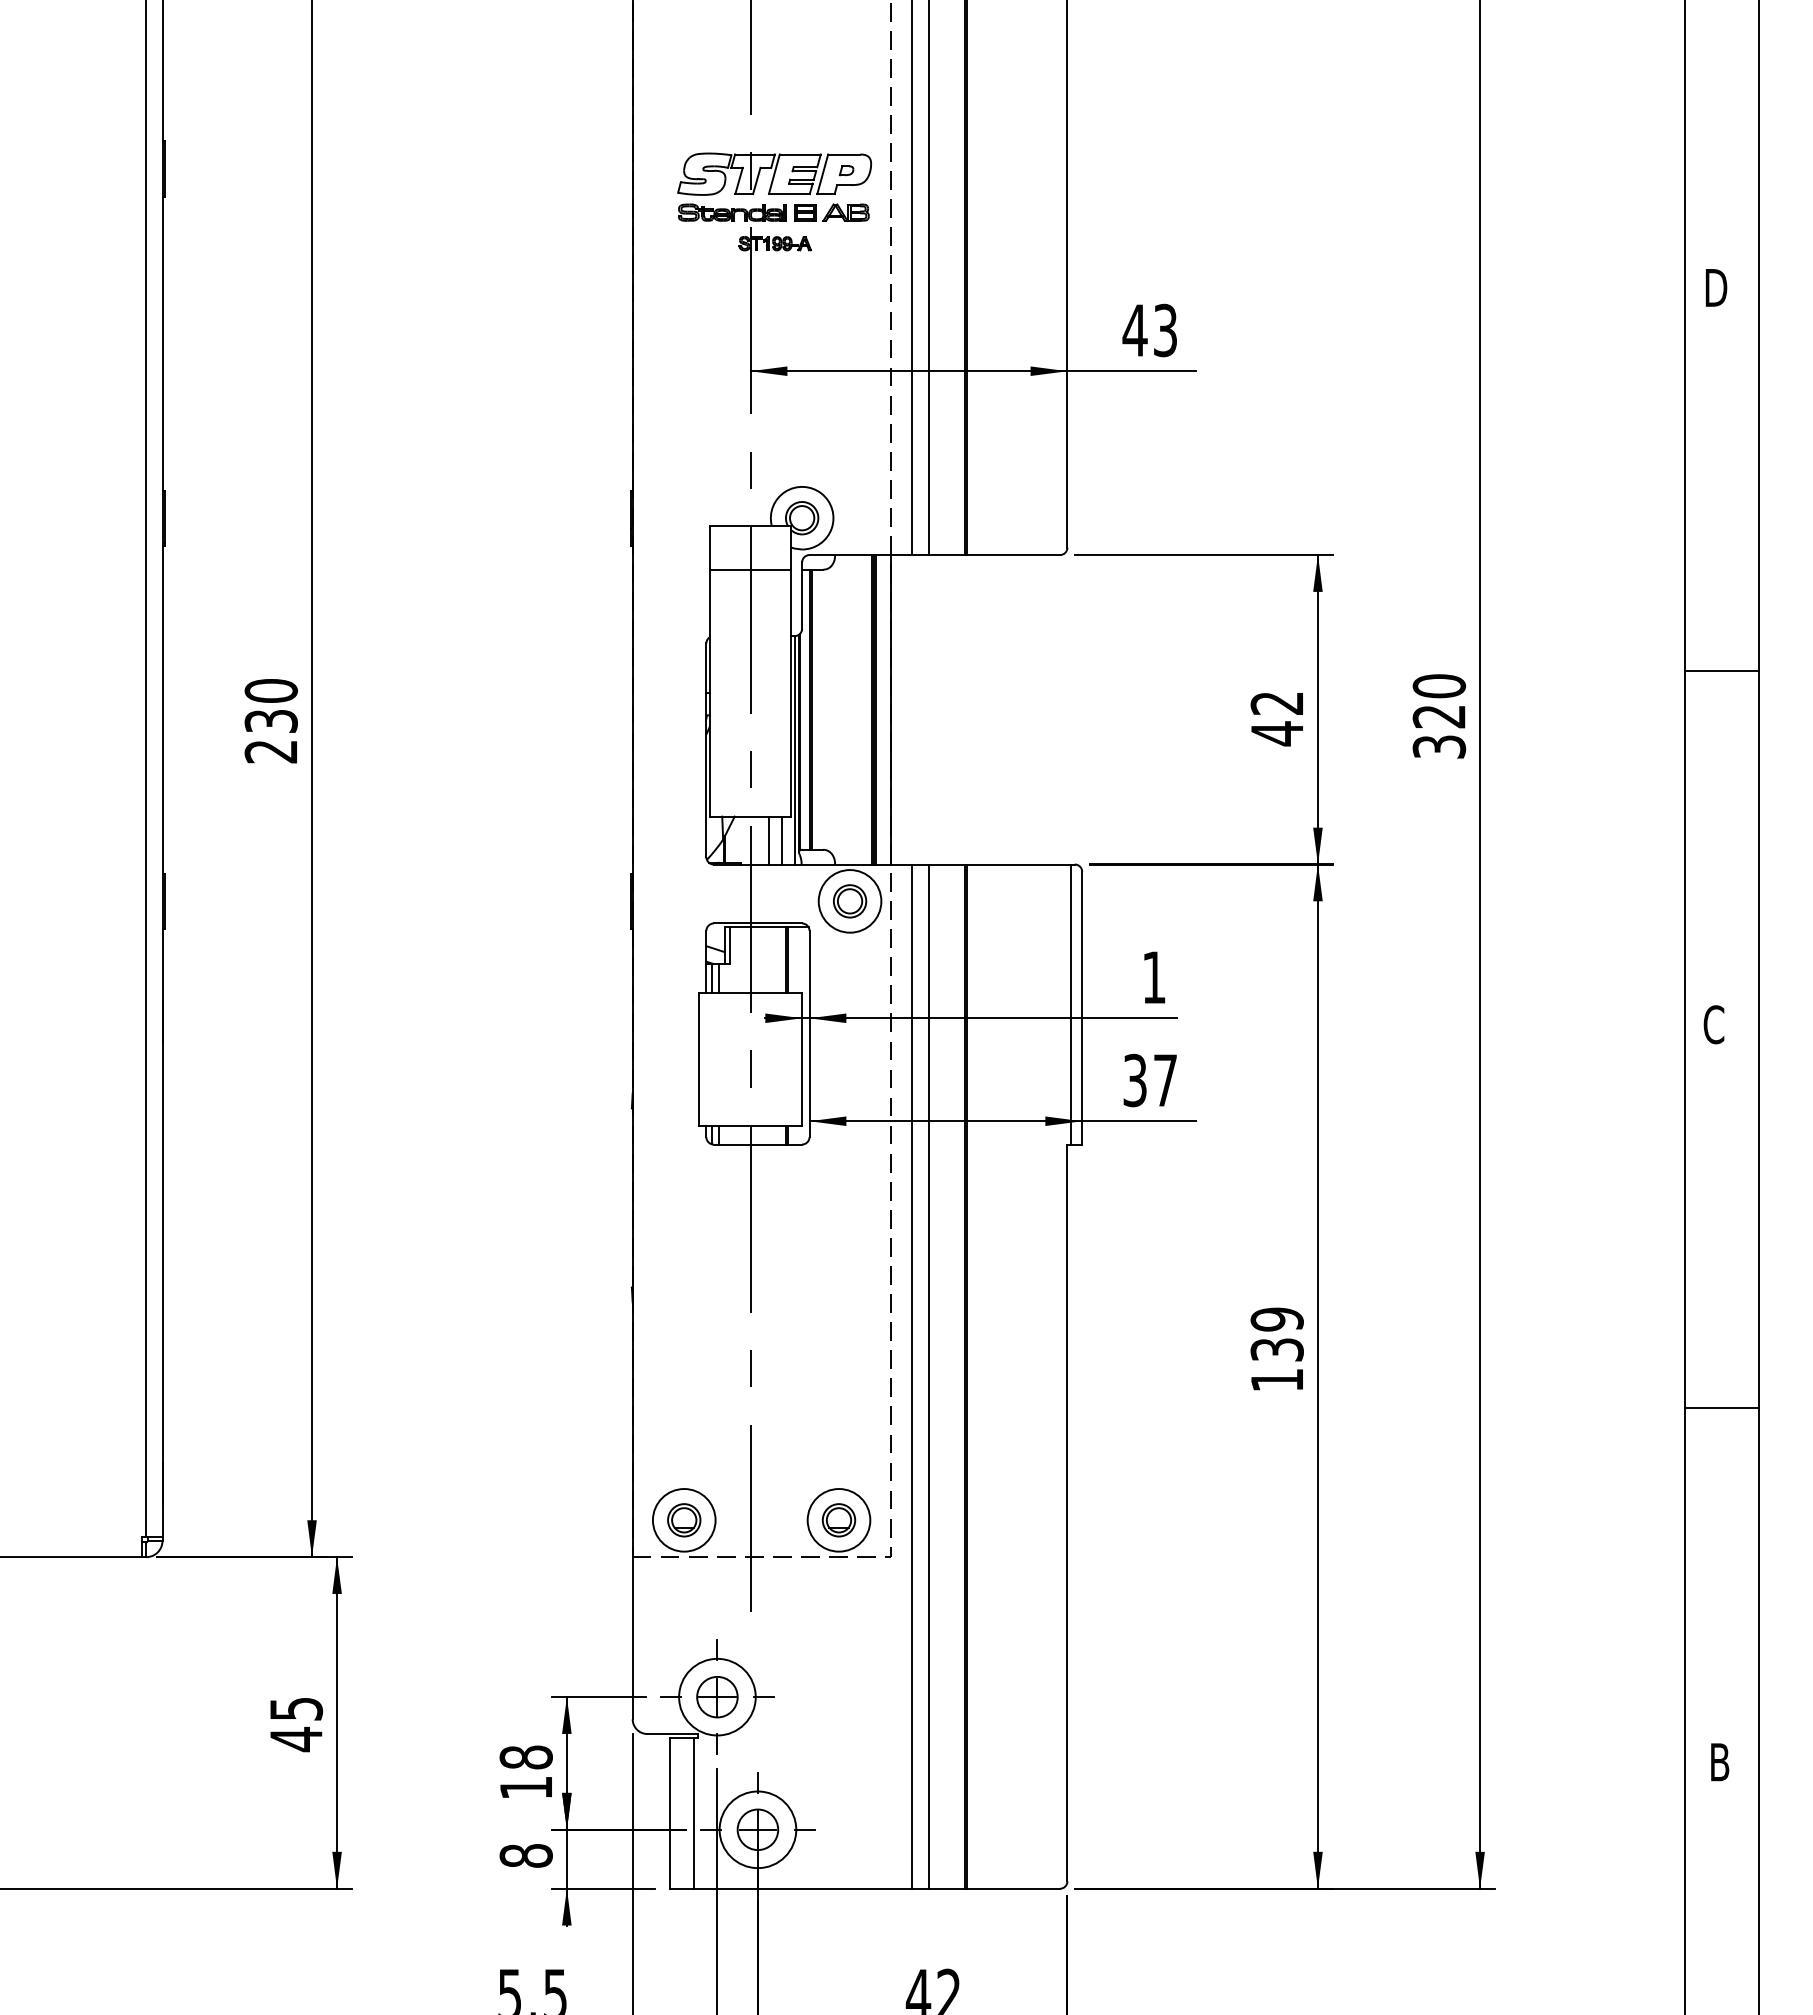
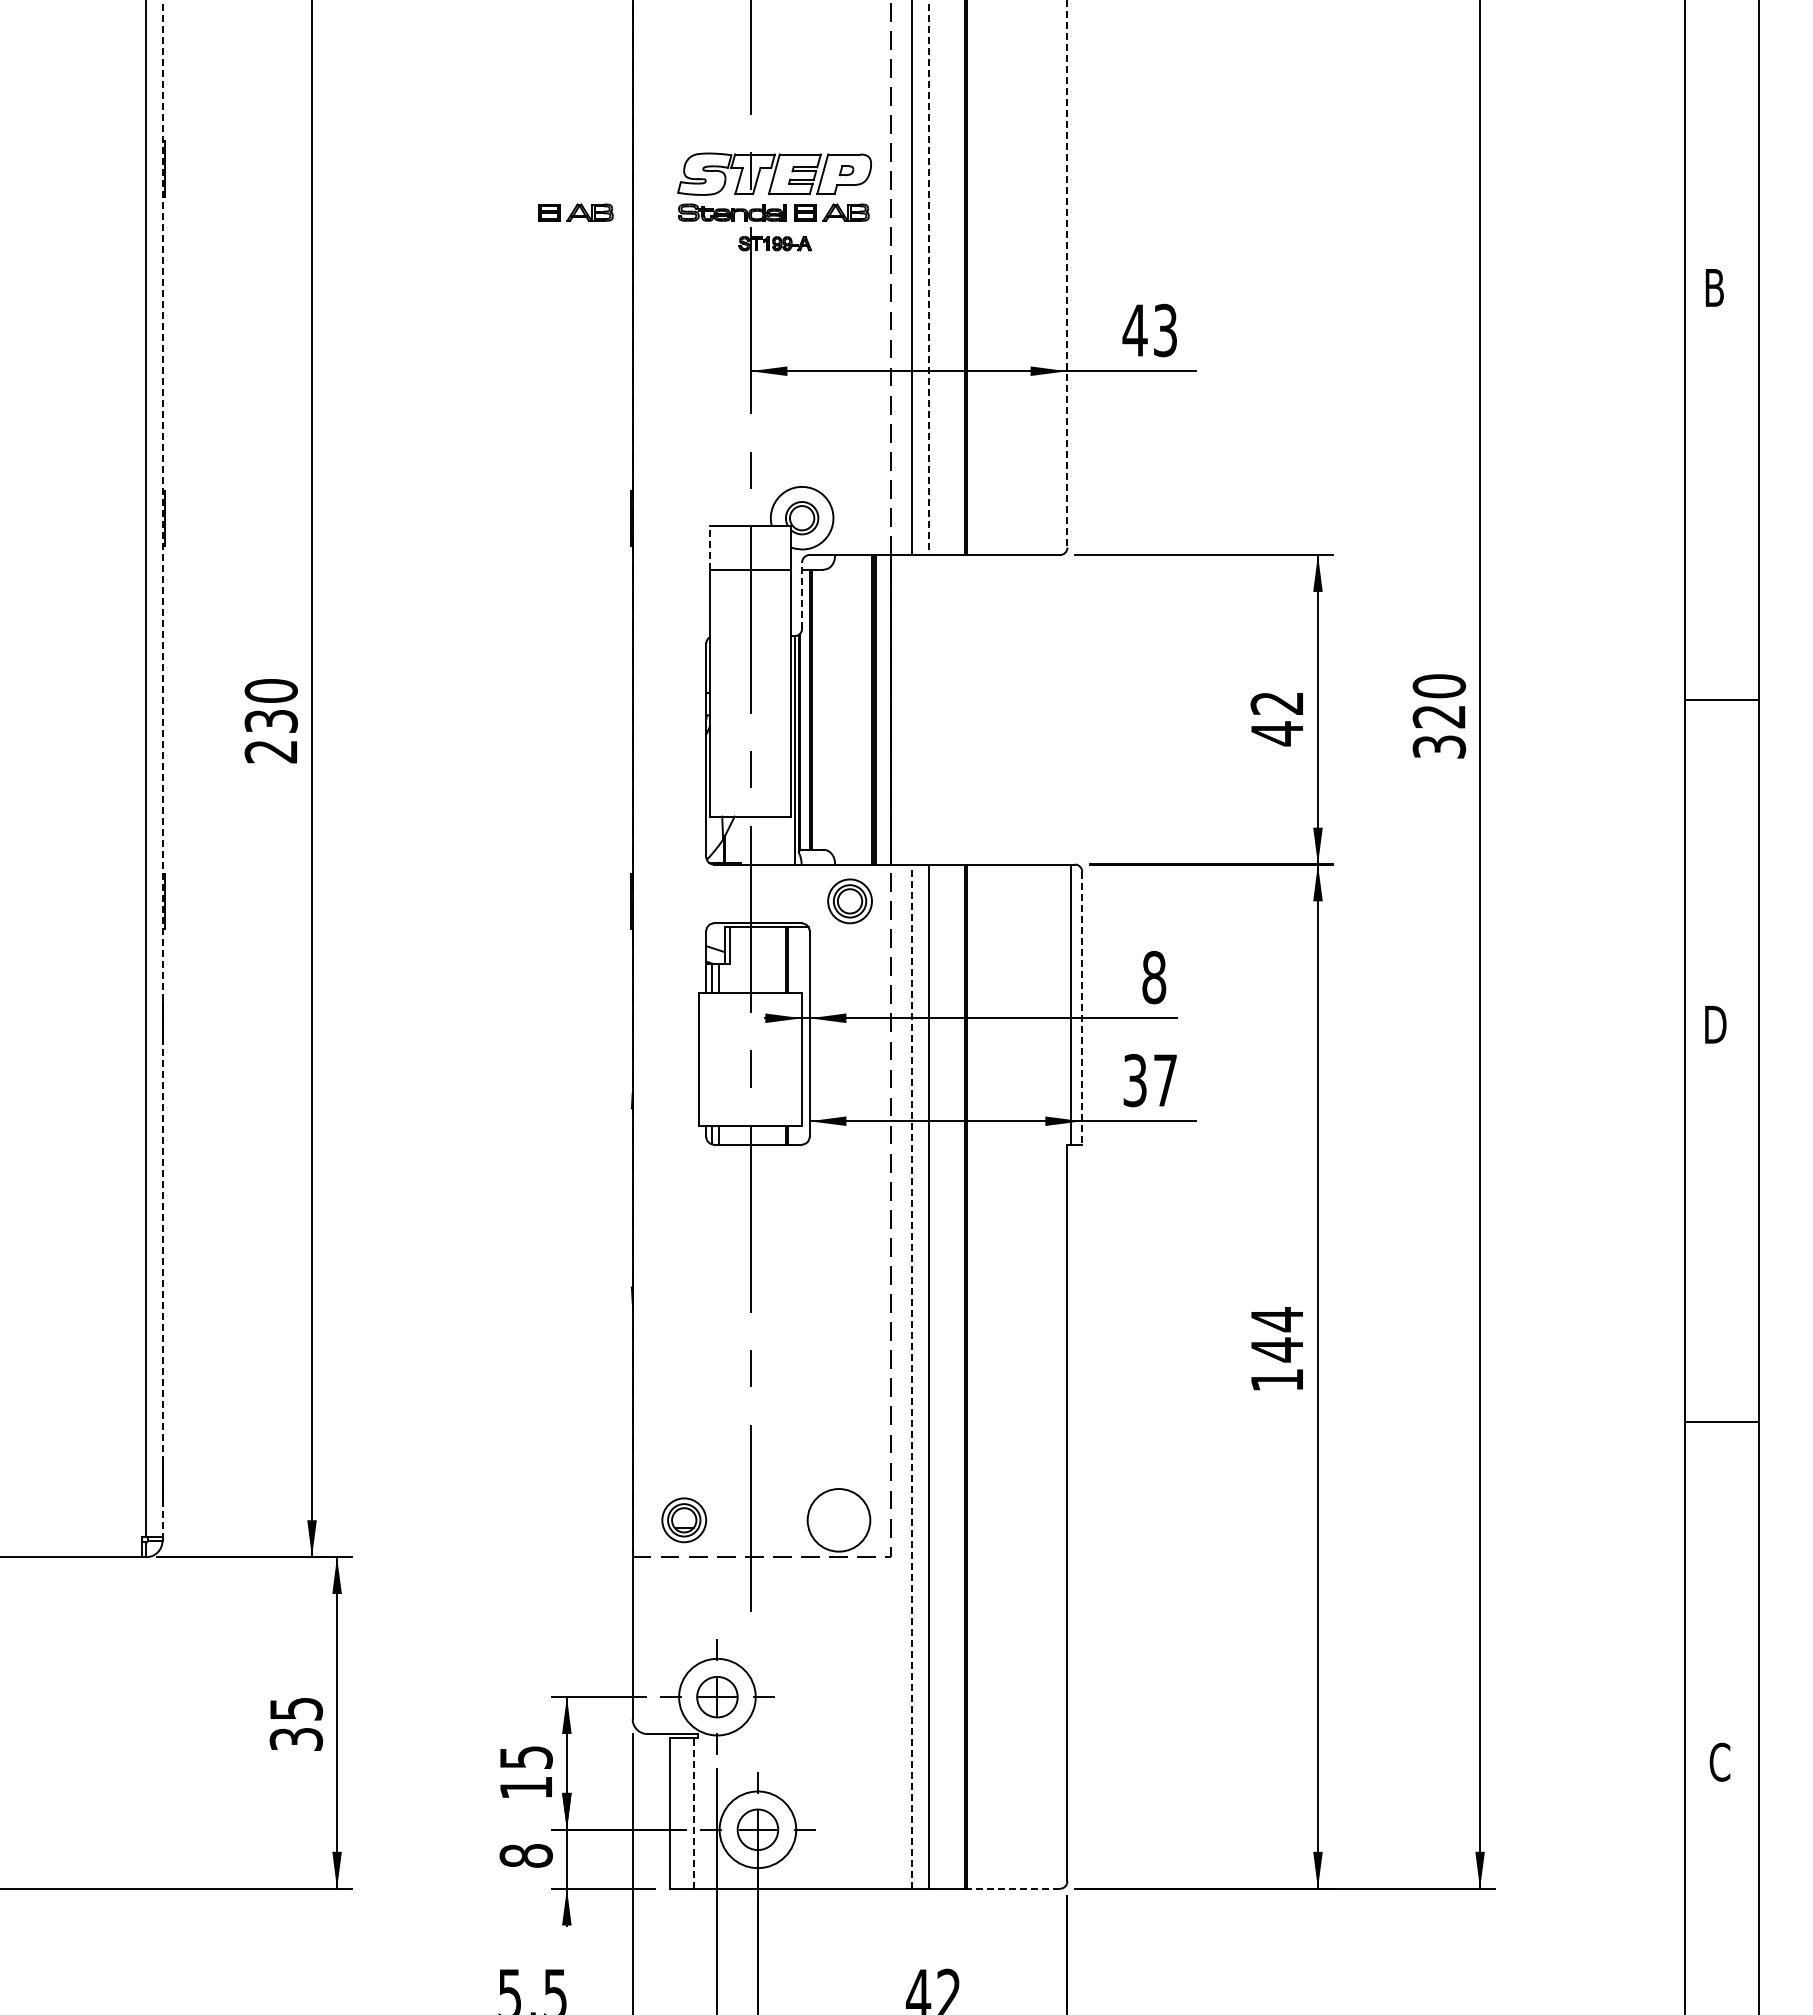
part: none -> present (575, 212)
line: solid -> dashed (1067, 274)
line: solid -> dashed (928, 278)
text: D -> B (1718, 287)
line: solid -> dashed (710, 547)
line: solid -> dashed (802, 595)
line position: (1721, 671) -> (1721, 700) (1721, 700)
line: solid -> dashed (162, 768)
line: present -> none (768, 840)
line: present -> none (782, 840)
circle diameter: 63 px -> 44 px (849, 901)
text: 1 -> 8 (1154, 977)
line: solid -> dashed (1082, 1008)
text: C -> D (1714, 1024)
text: 139 -> 144 (1276, 1334)
line: solid -> dashed (911, 1376)
line position: (1721, 1408) -> (1721, 1422) (1721, 1422)
circle diameter: 63 px -> 44 px (684, 1520)
part: present -> none (838, 1520)
text: 45 -> 35 (296, 1739)
text: 18 -> 15 (525, 1757)
text: B -> C (1719, 1761)
line: solid -> dashed (693, 1813)
line: solid -> dashed (1013, 1888)
